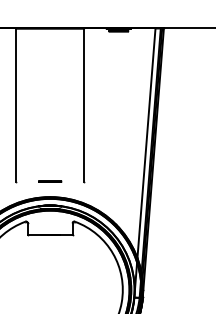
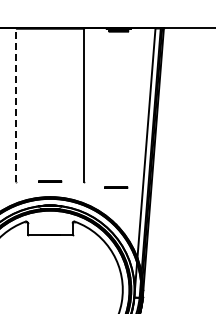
line: solid -> dashed (16, 104)
line: none -> present (116, 187)
